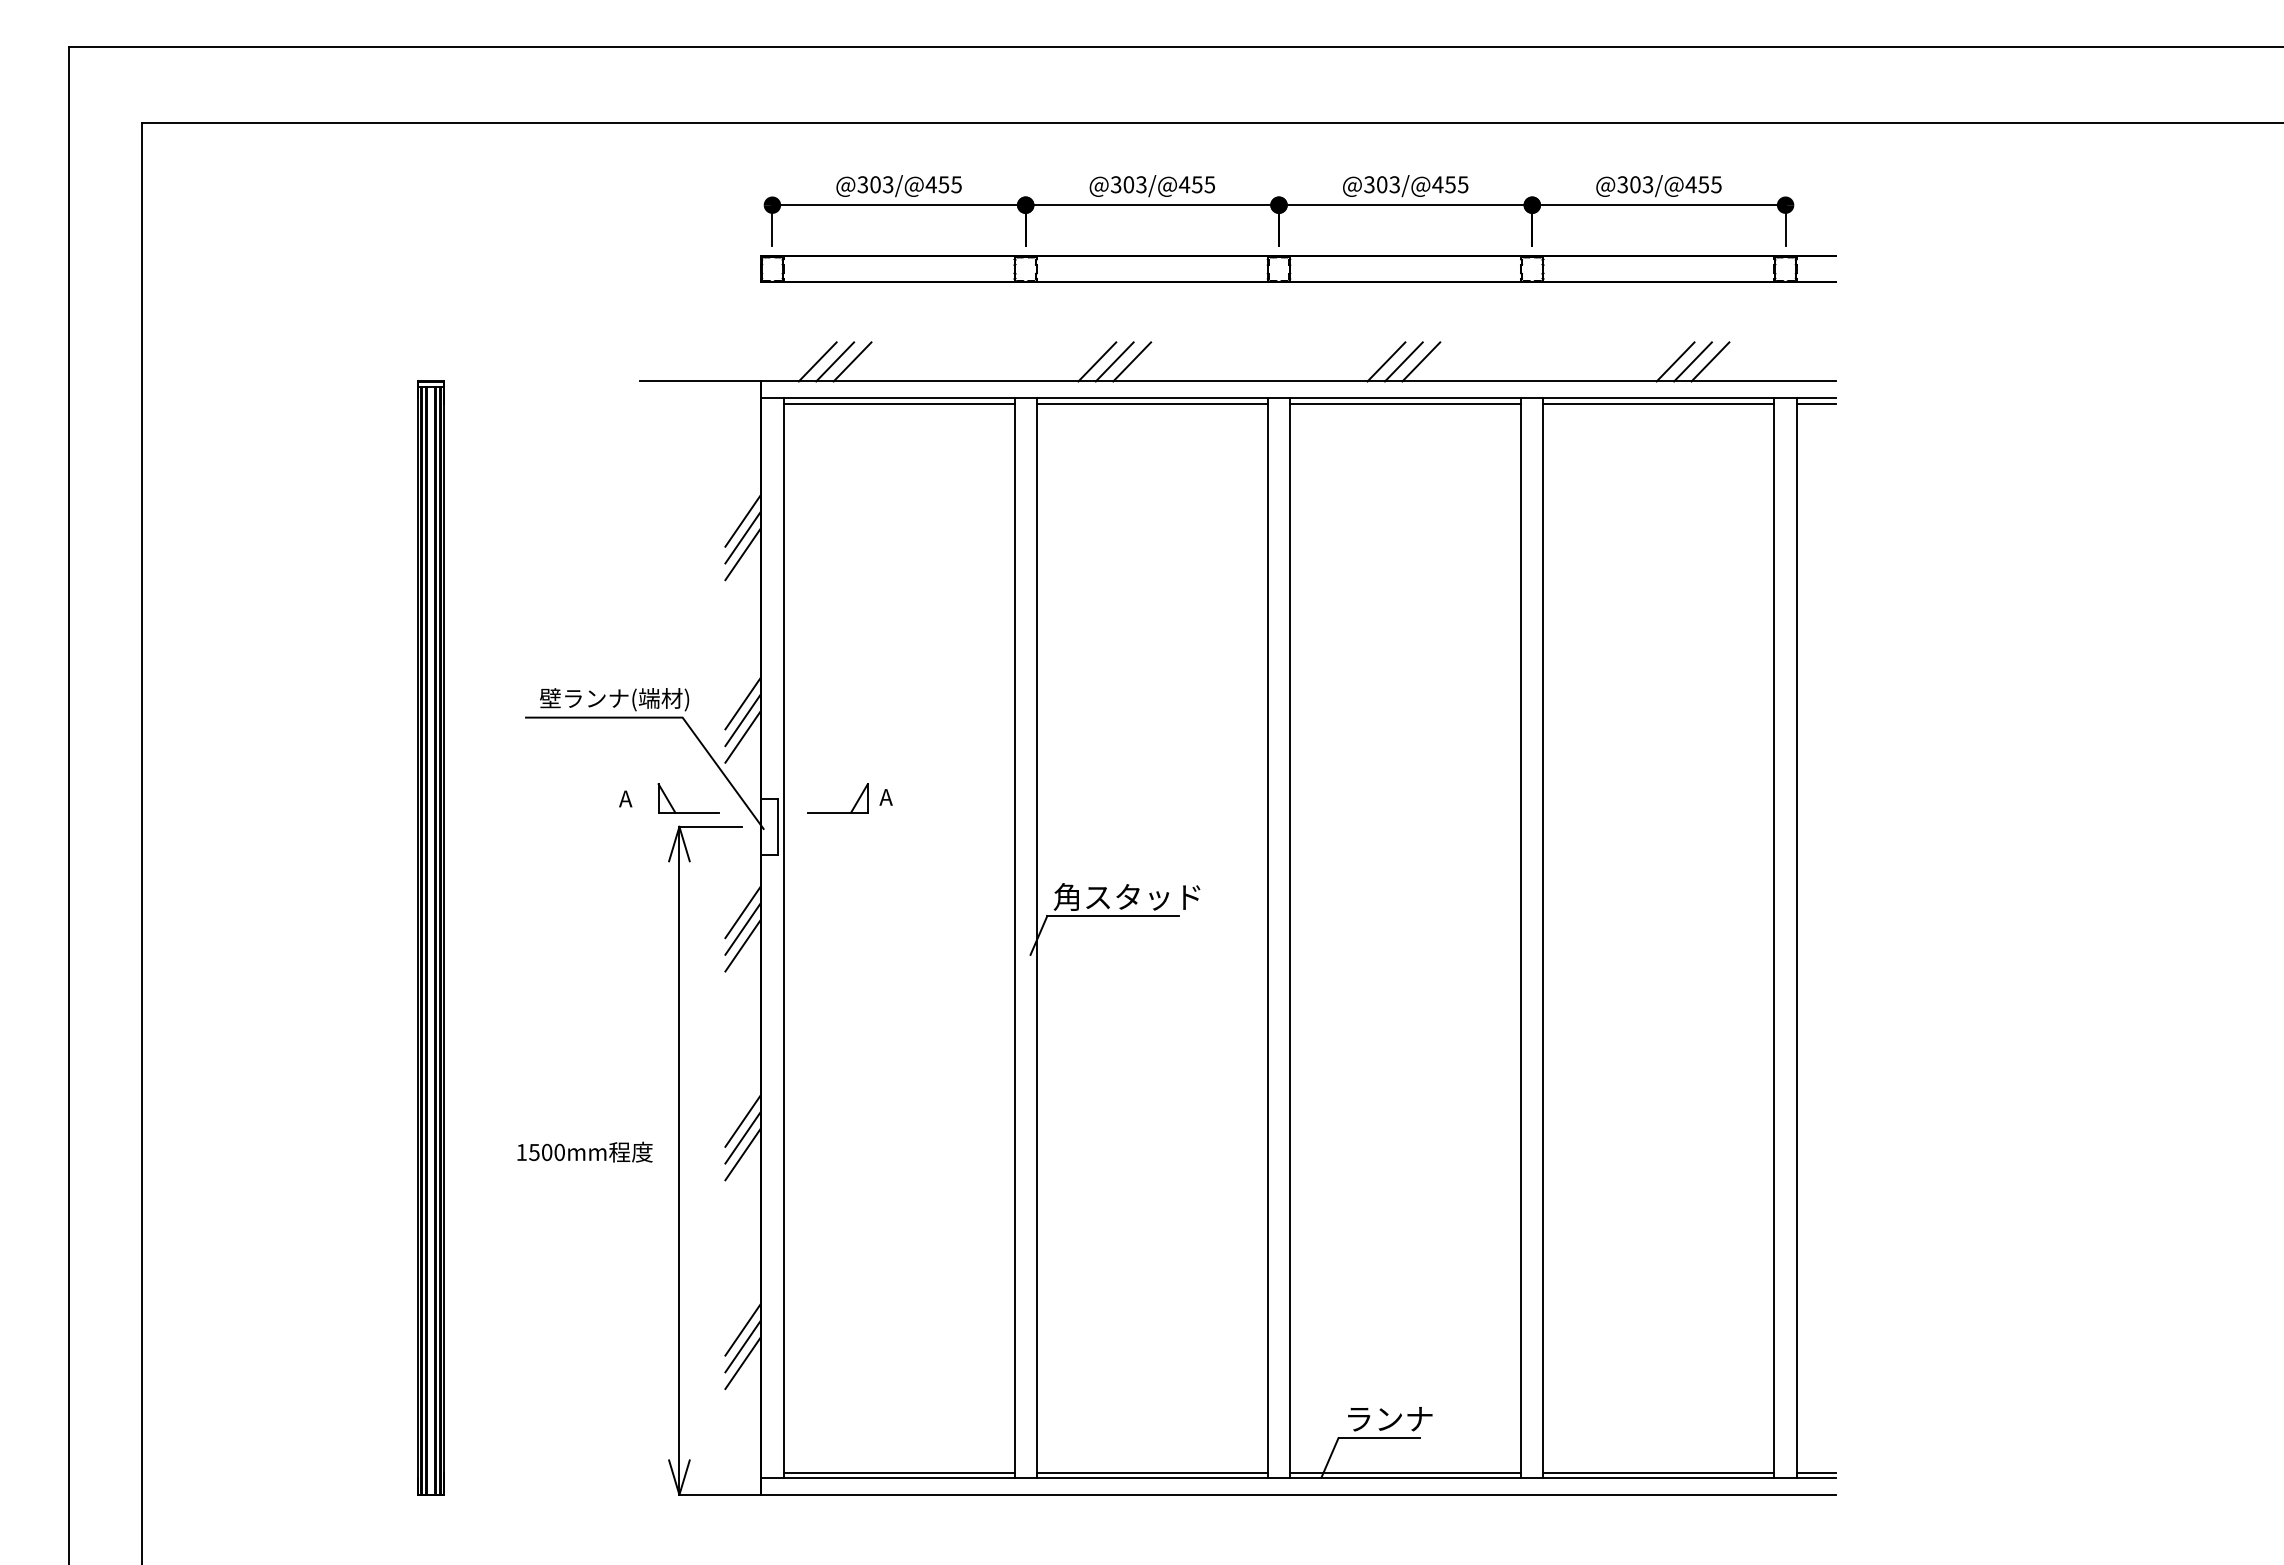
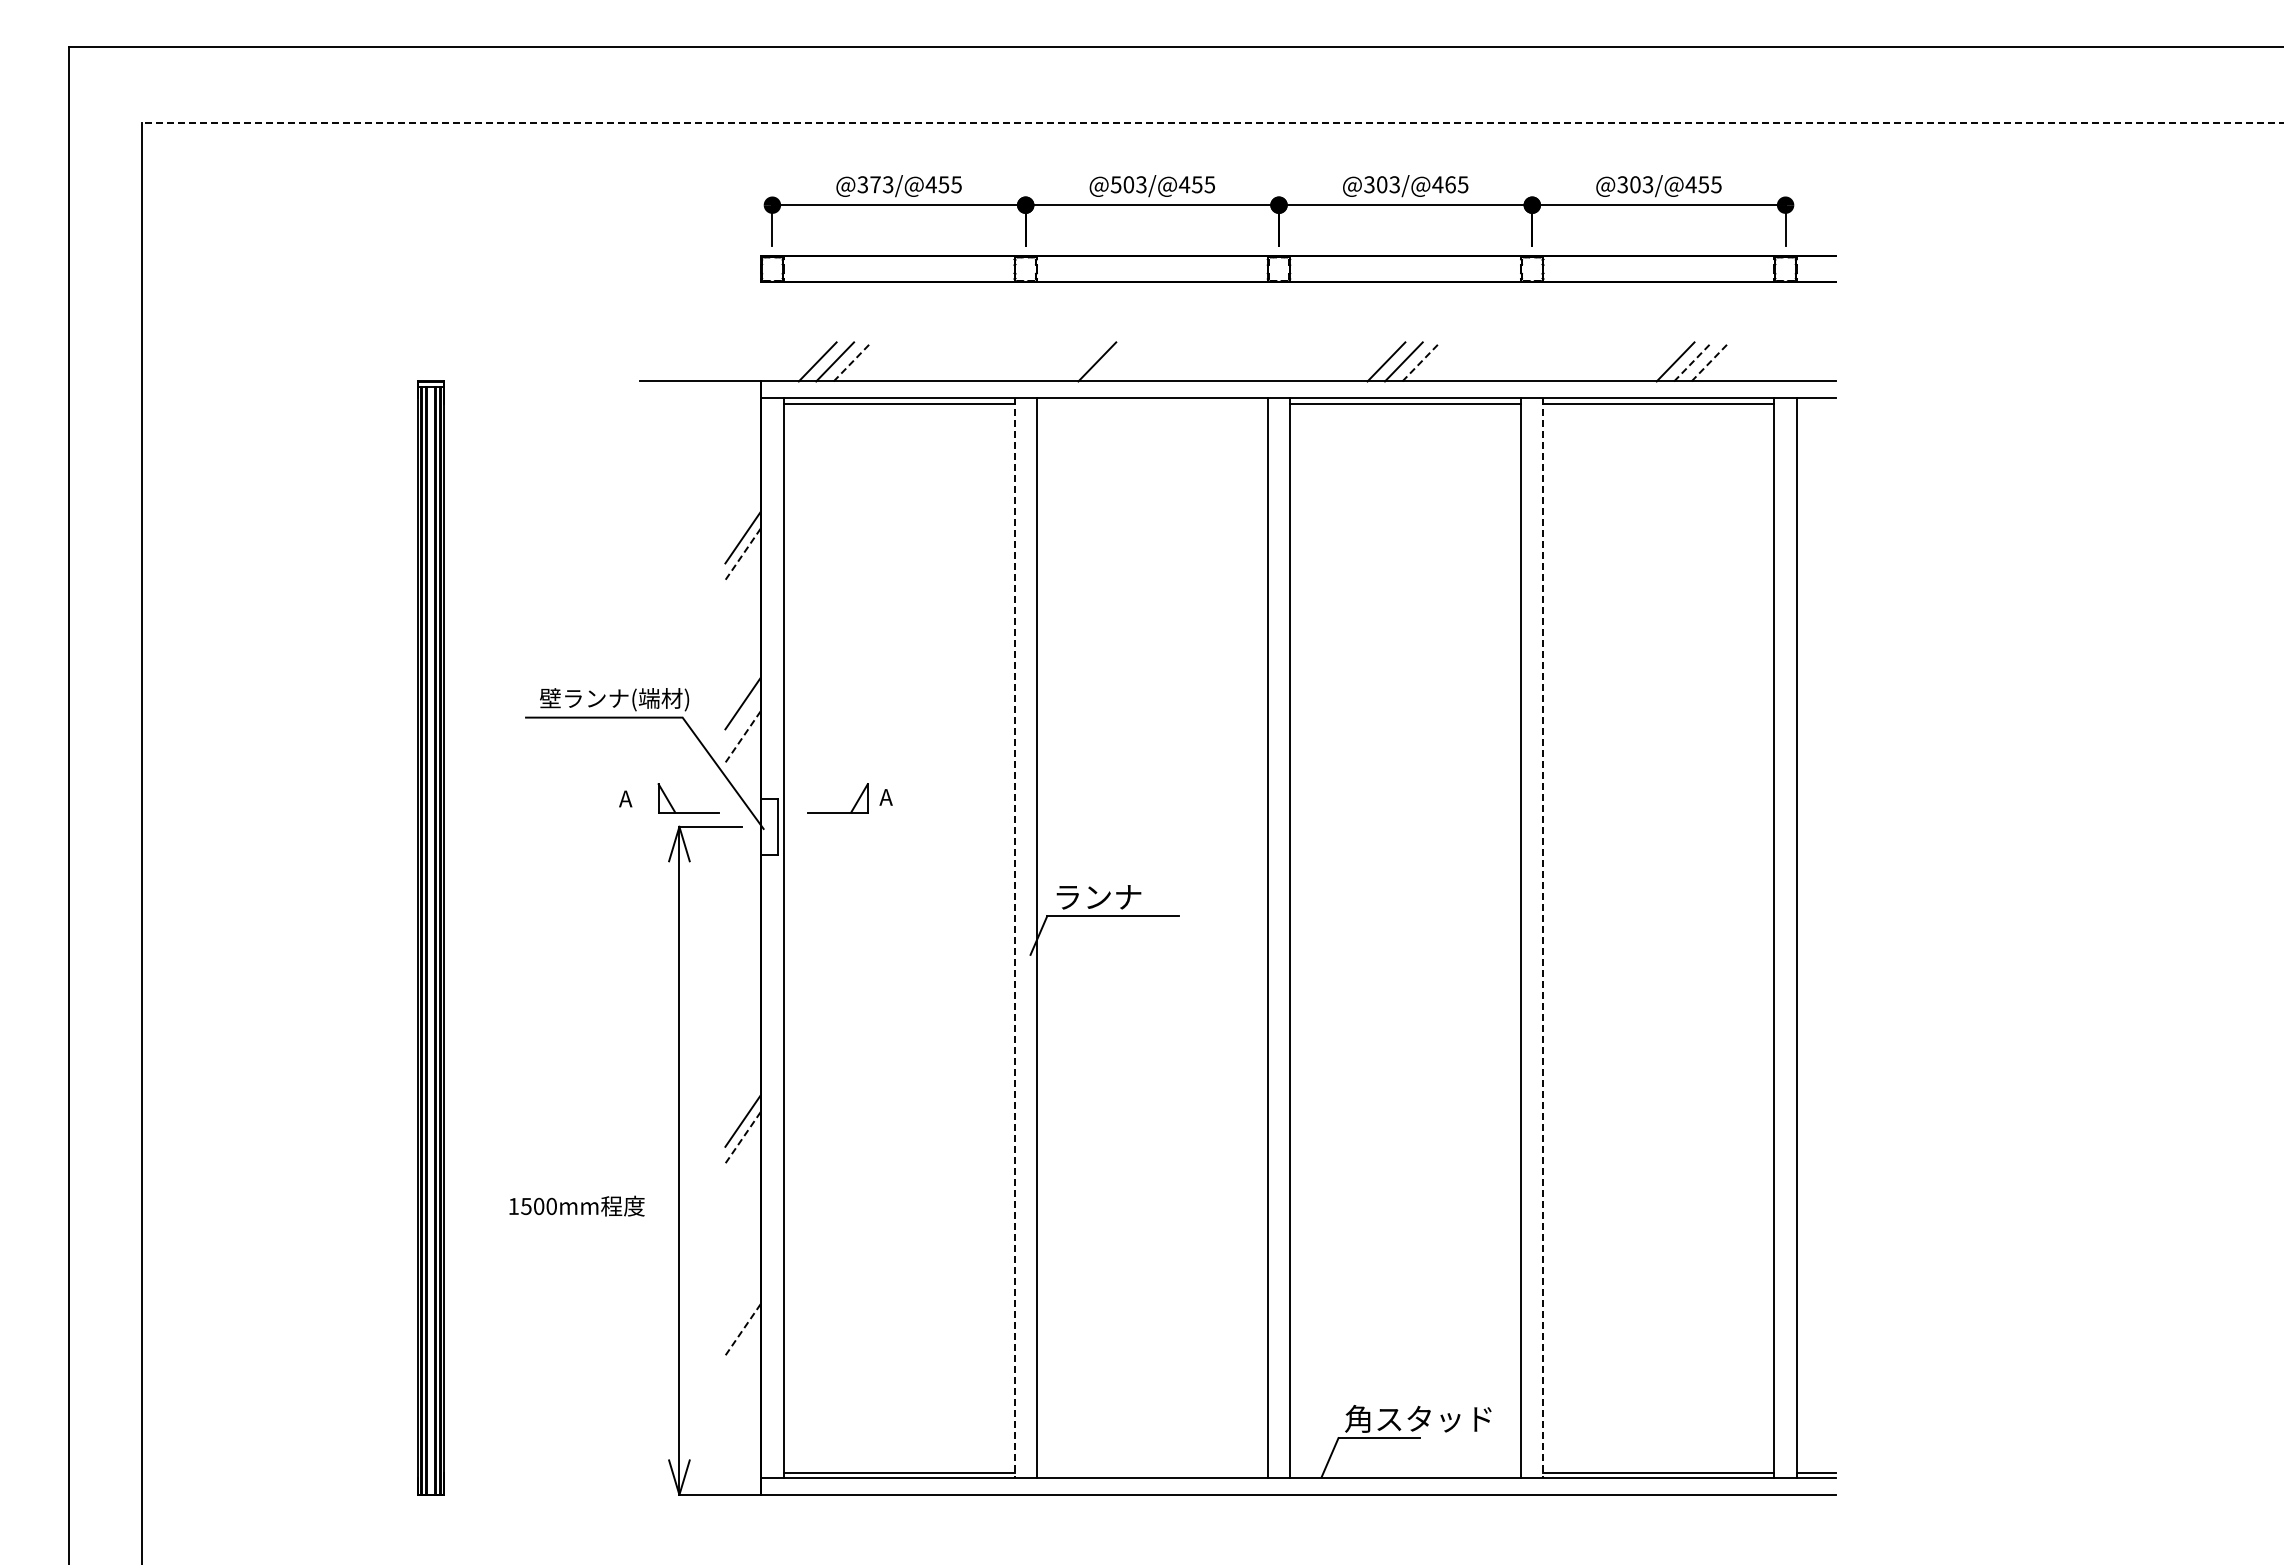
line: solid -> dashed (1212, 122)
text: @303/@455 -> @373/@455 (875, 184)
text: @303/@455 -> @503/@455 (1116, 184)
text: @303/@455 -> @303/@465 (1450, 184)
line: solid -> dashed (852, 361)
line: present -> none (1114, 361)
line: present -> none (1132, 361)
line: solid -> dashed (1421, 361)
line: solid -> dashed (1693, 361)
line: solid -> dashed (1710, 361)
line: present -> none (1151, 403)
line: present -> none (1815, 403)
line: present -> none (742, 520)
line: solid -> dashed (742, 554)
line: present -> none (742, 720)
line: solid -> dashed (742, 737)
text: 角スタッド -> ランナ (1126, 896)
line: present -> none (742, 912)
line: present -> none (742, 928)
line: solid -> dashed (1014, 938)
line: solid -> dashed (1543, 938)
line: present -> none (742, 945)
line: solid -> dashed (742, 1138)
text position: (584, 1151) -> (576, 1205) (576, 1205)
line: present -> none (742, 1154)
line: solid -> dashed (742, 1330)
line: present -> none (742, 1346)
line: present -> none (742, 1363)
text: ランナ -> 角スタッド (1418, 1418)
line: present -> none (1151, 1472)
line: present -> none (1405, 1472)
